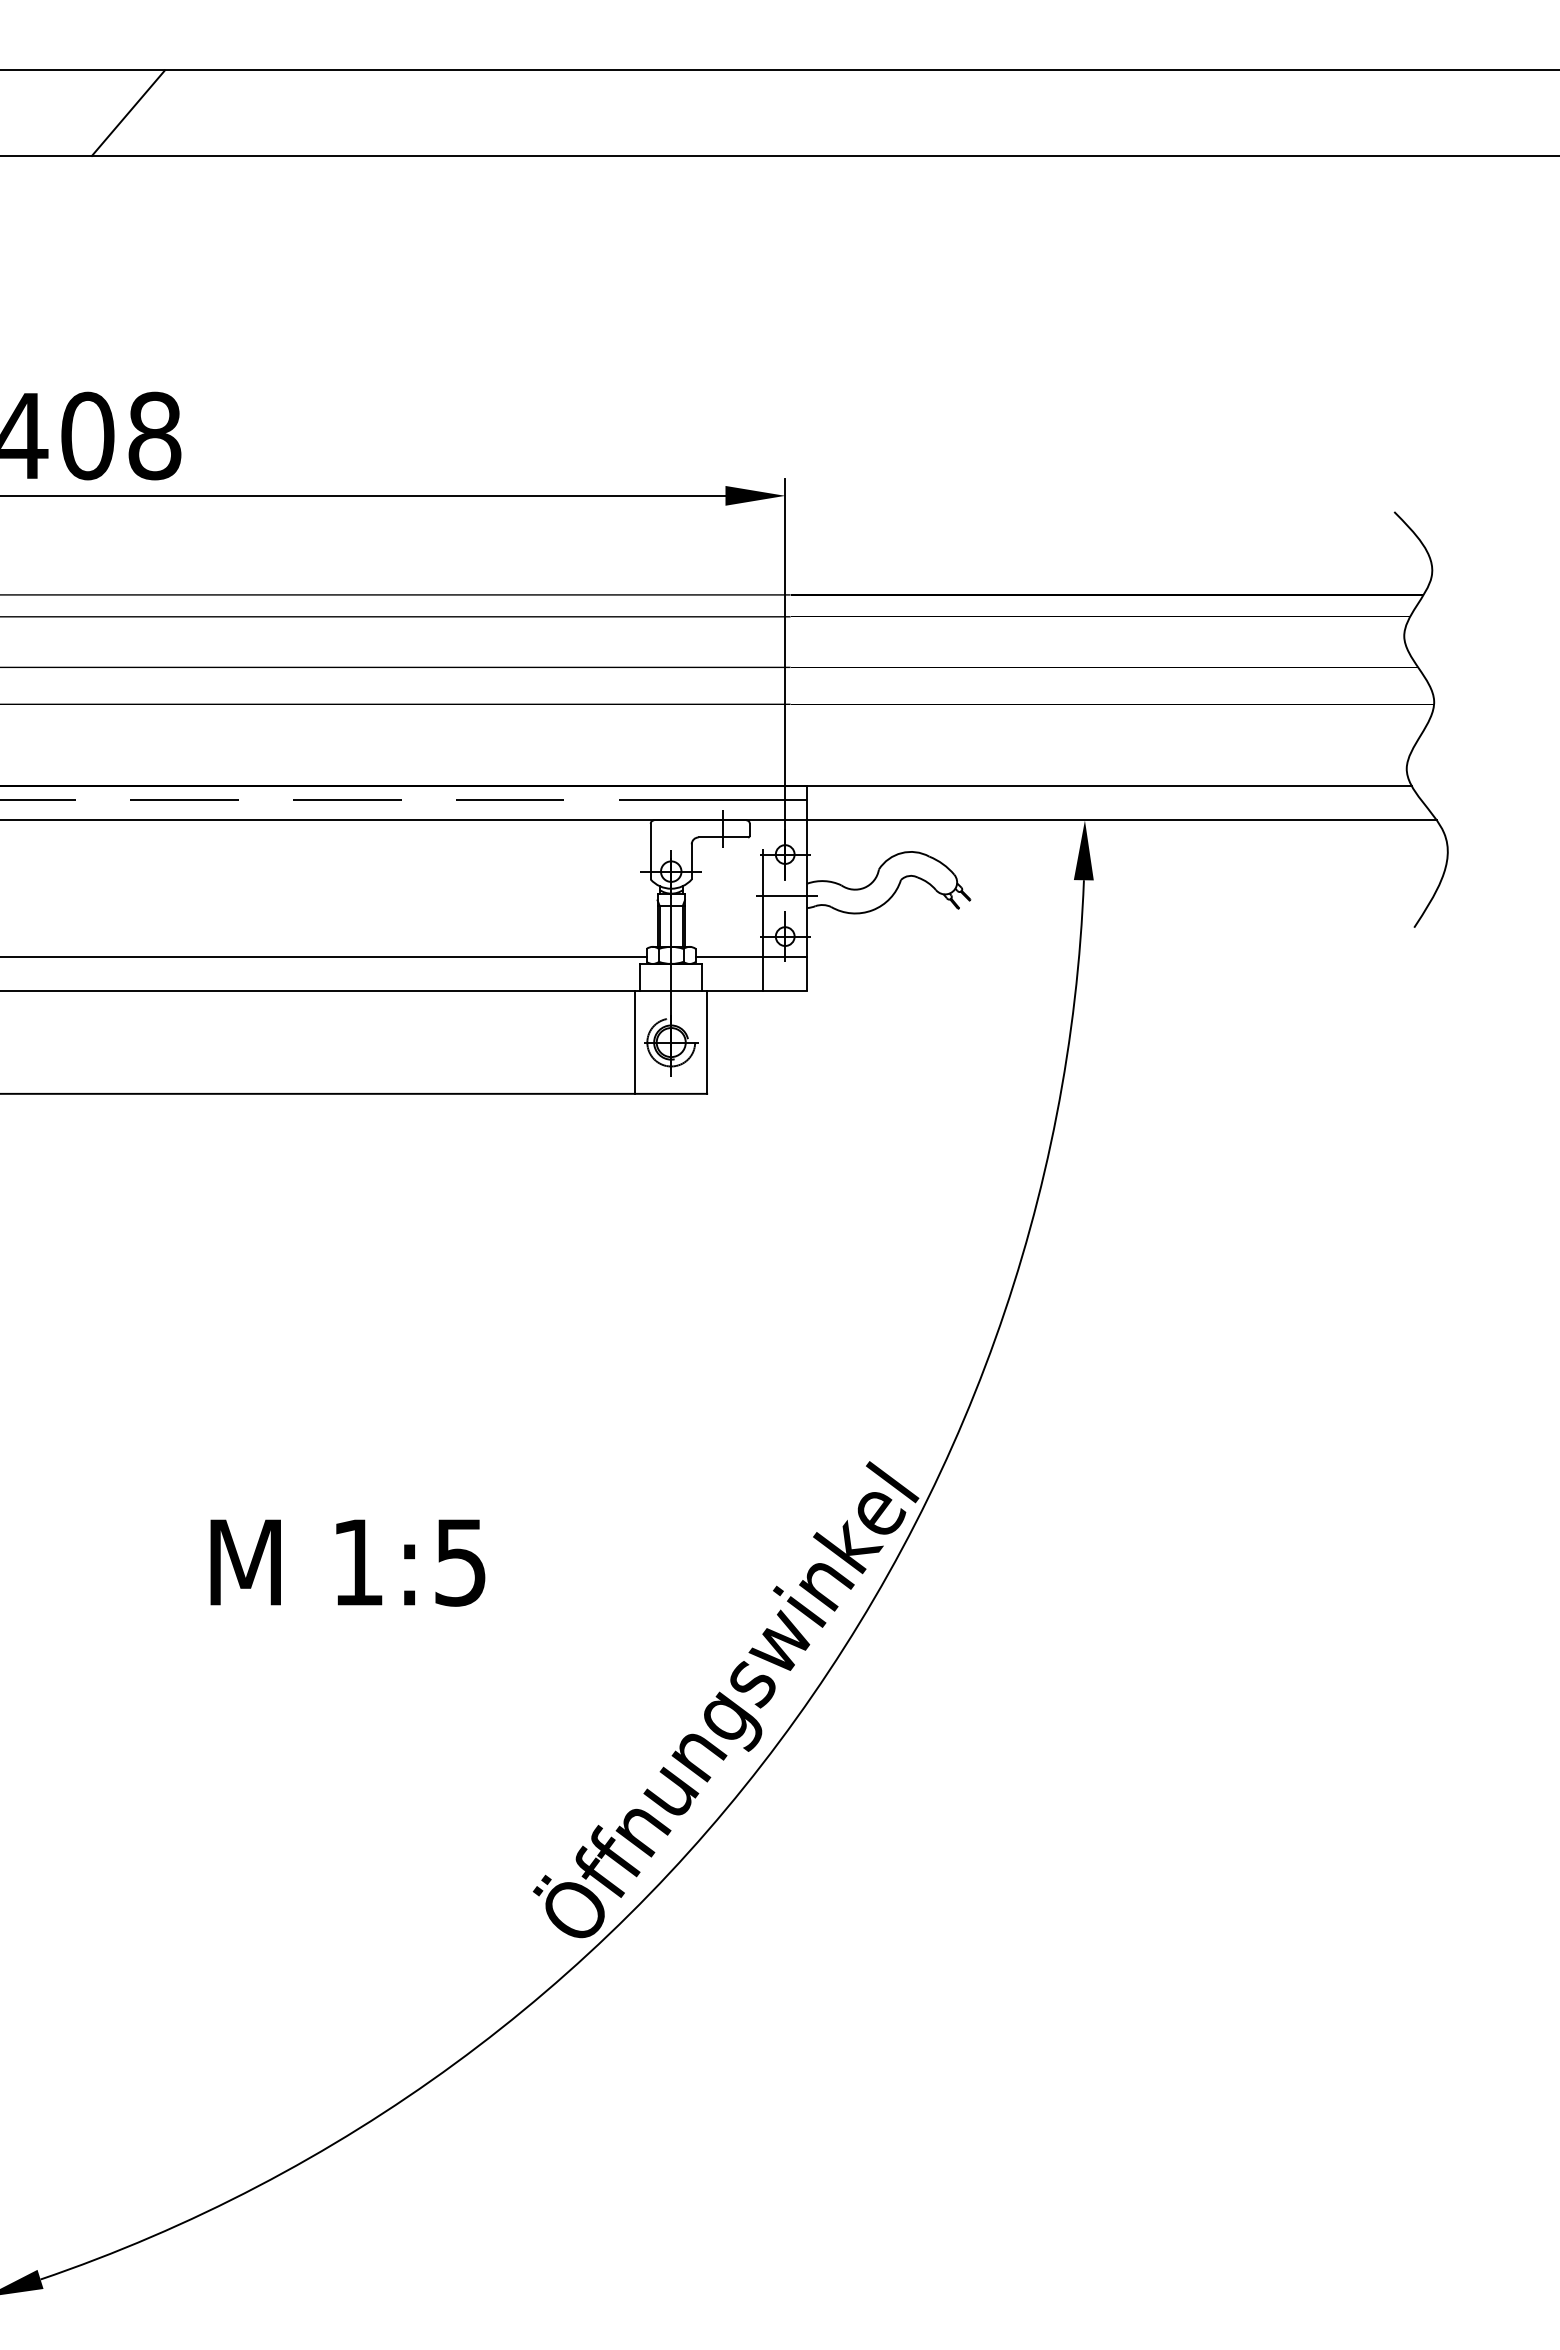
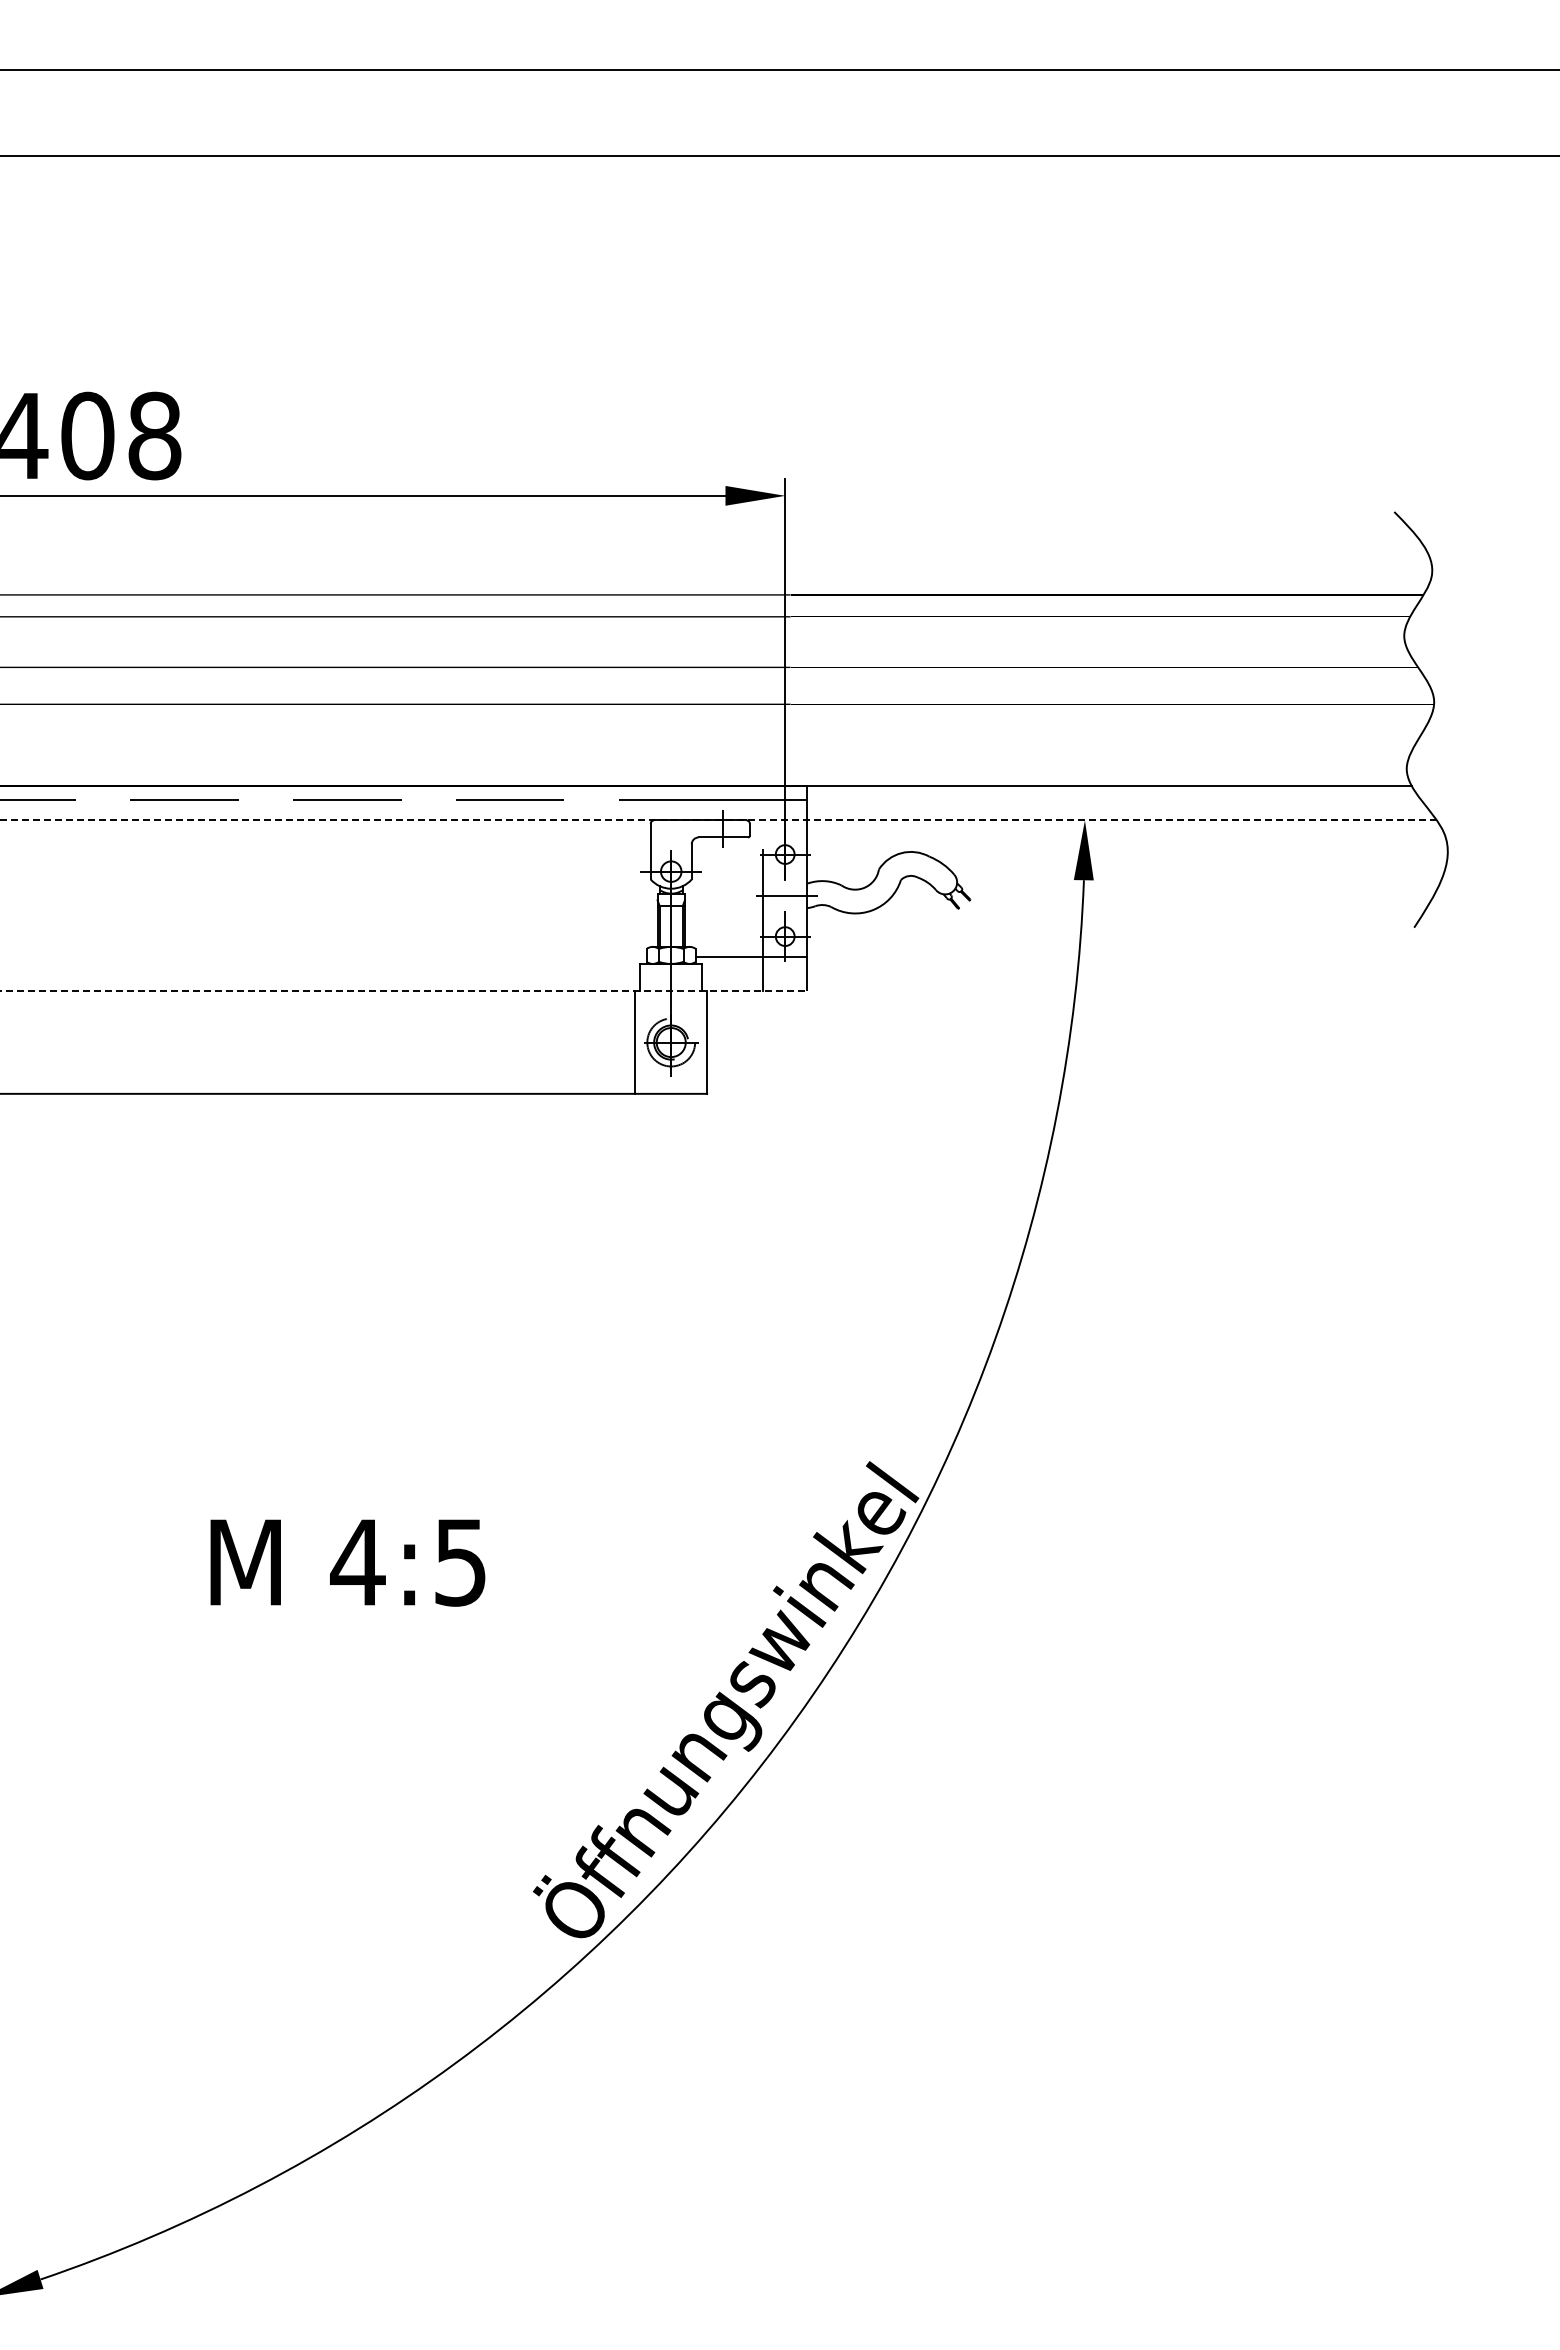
line: present -> none (127, 112)
line: solid -> dashed (718, 820)
line: present -> none (324, 957)
line: solid -> dashed (404, 991)
text: 1:5 -> 4:5 (357, 1562)
